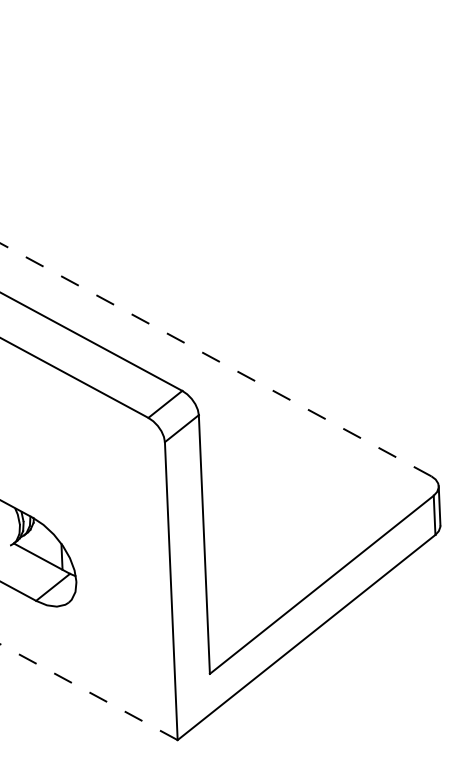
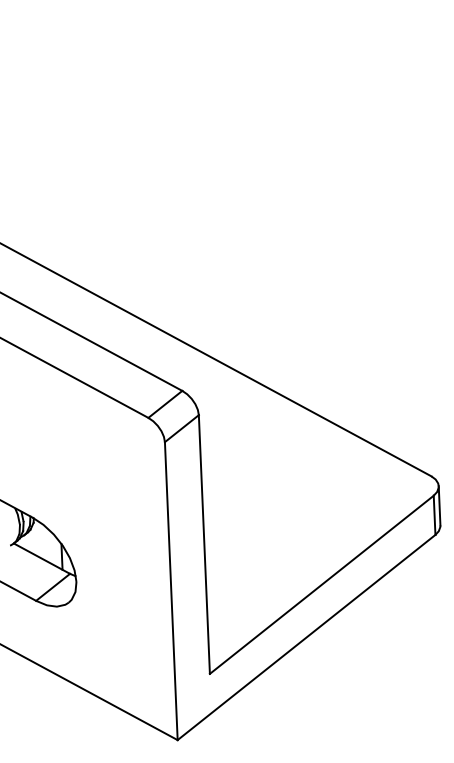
line: dashed -> solid (215, 359)
line: dashed -> solid (88, 692)
